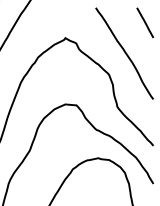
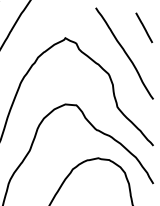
line position: (145, 22) -> (144, 27) (144, 27)
